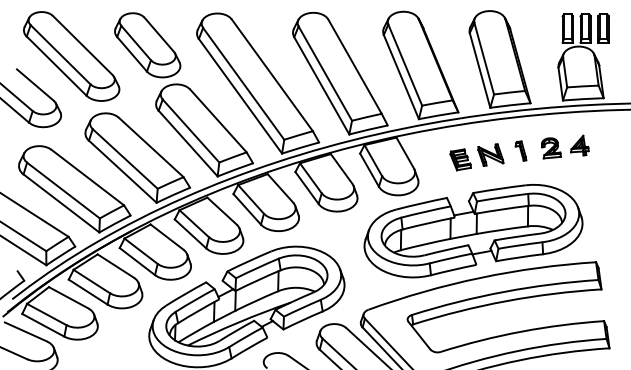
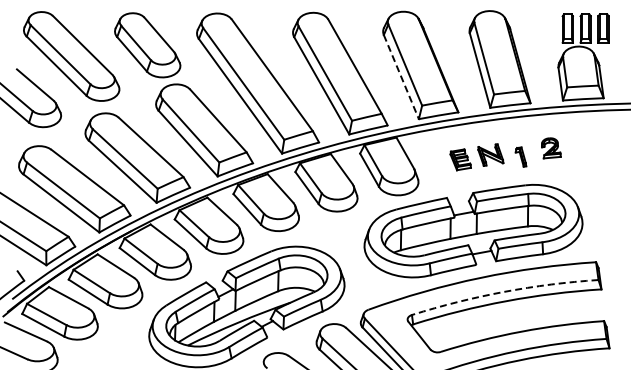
line: solid -> dashed (401, 77)
part: present -> none (579, 145)
part position: (520, 150) -> (520, 156) (520, 156)
arc: solid -> dashed (504, 291)
